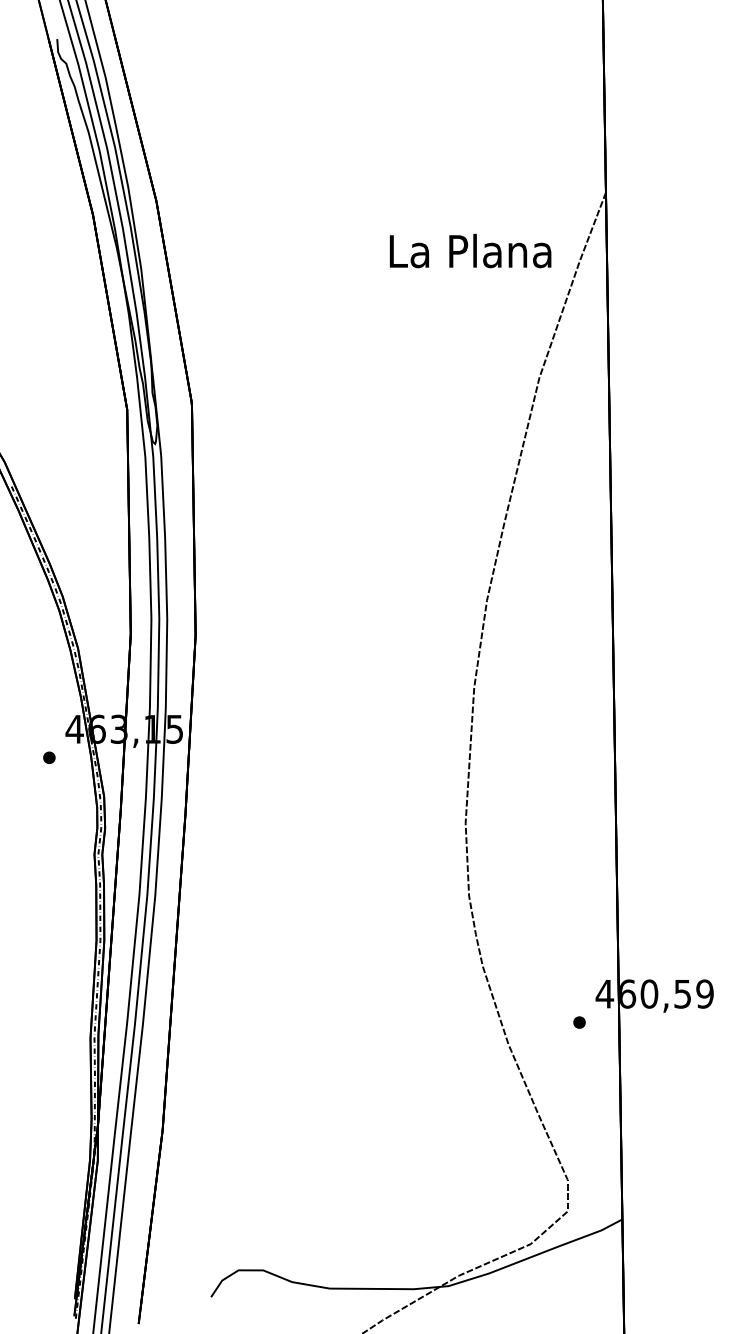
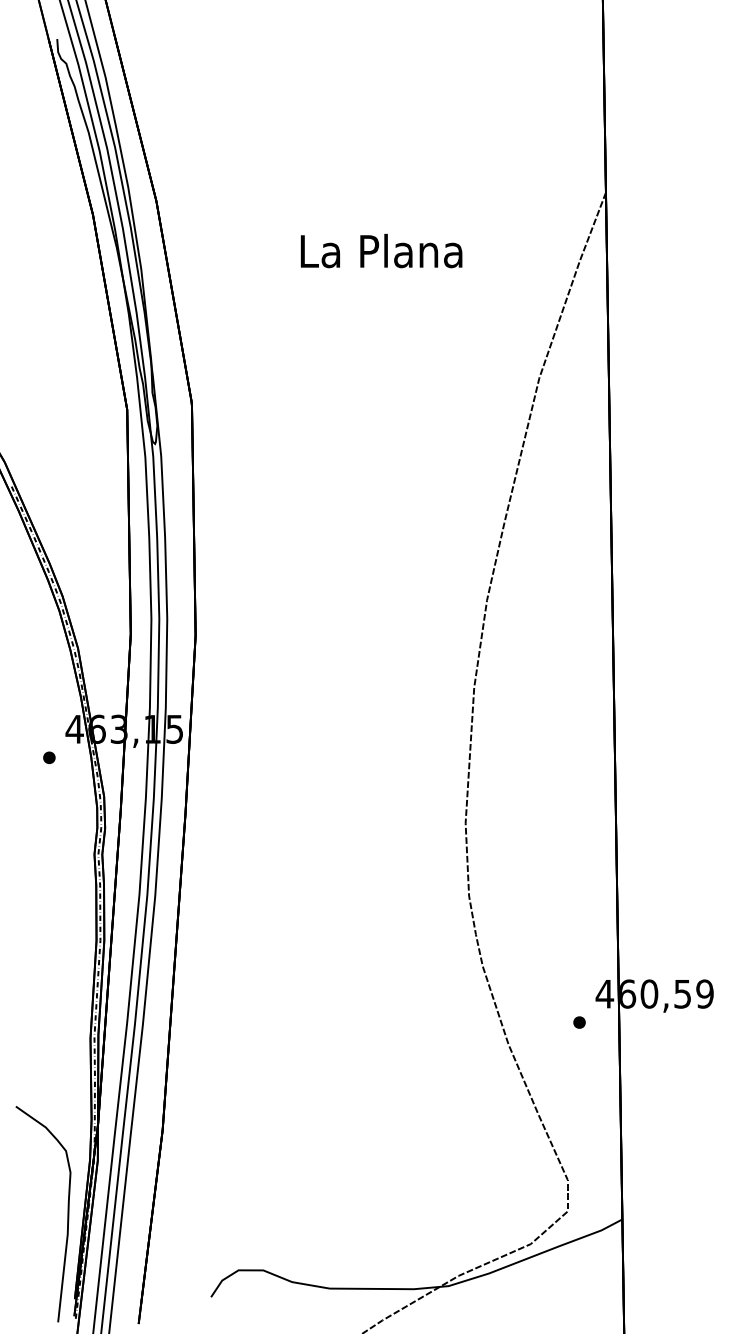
text position: (470, 251) -> (381, 251) (381, 251)
curve: none -> present (67, 1214)
